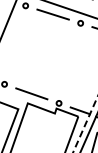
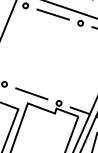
line: dashed -> solid (85, 123)
